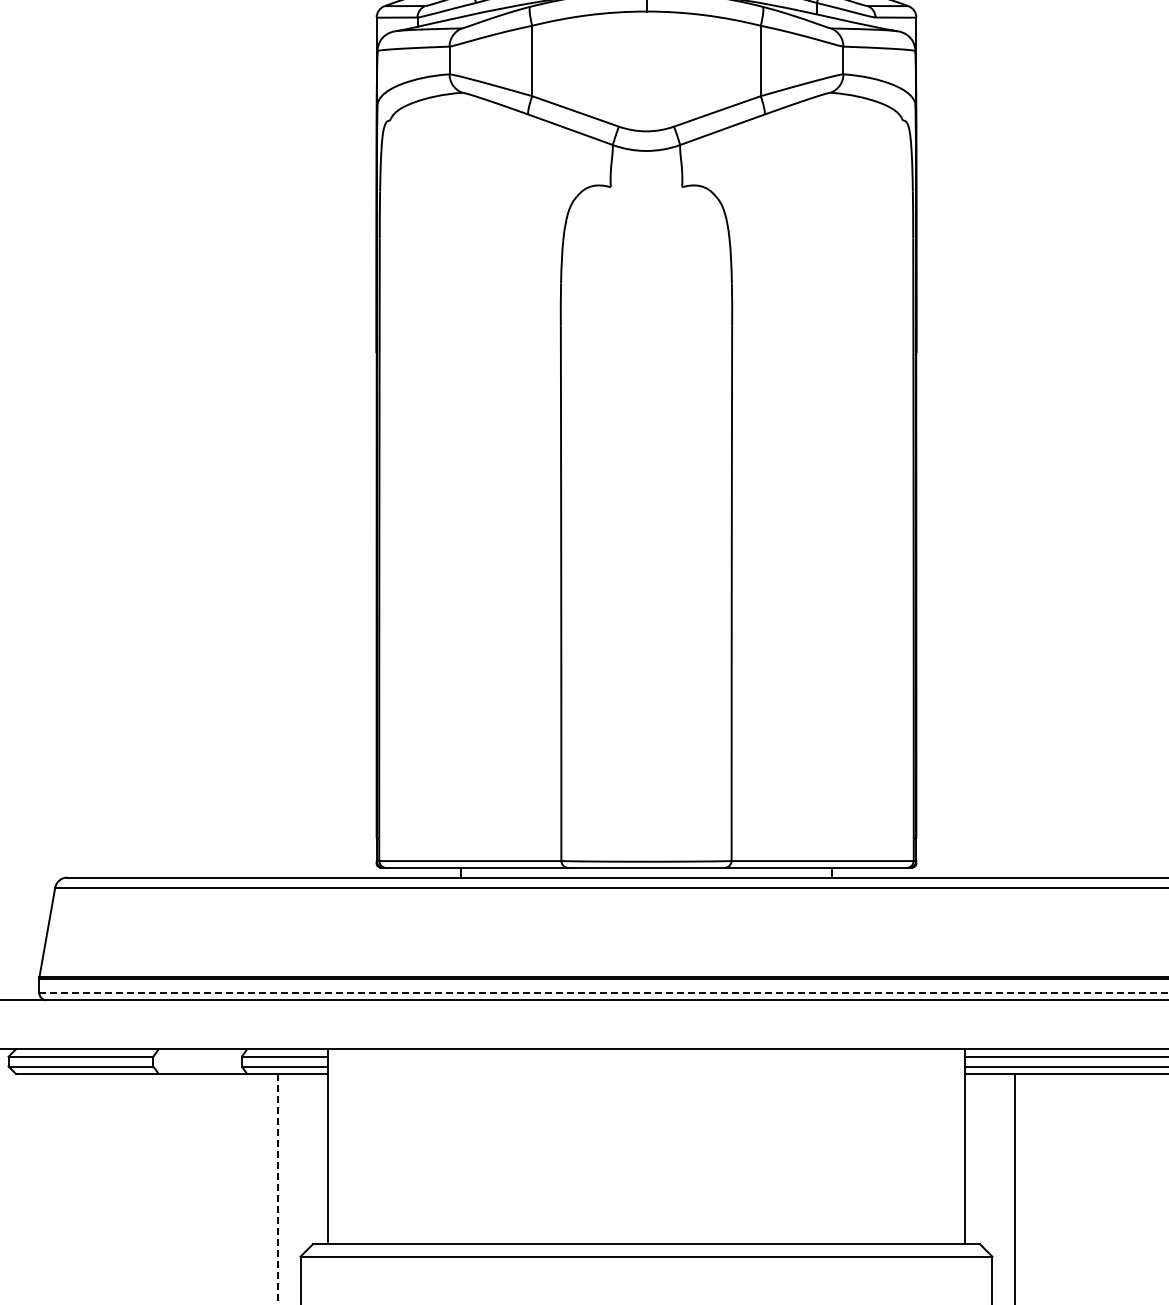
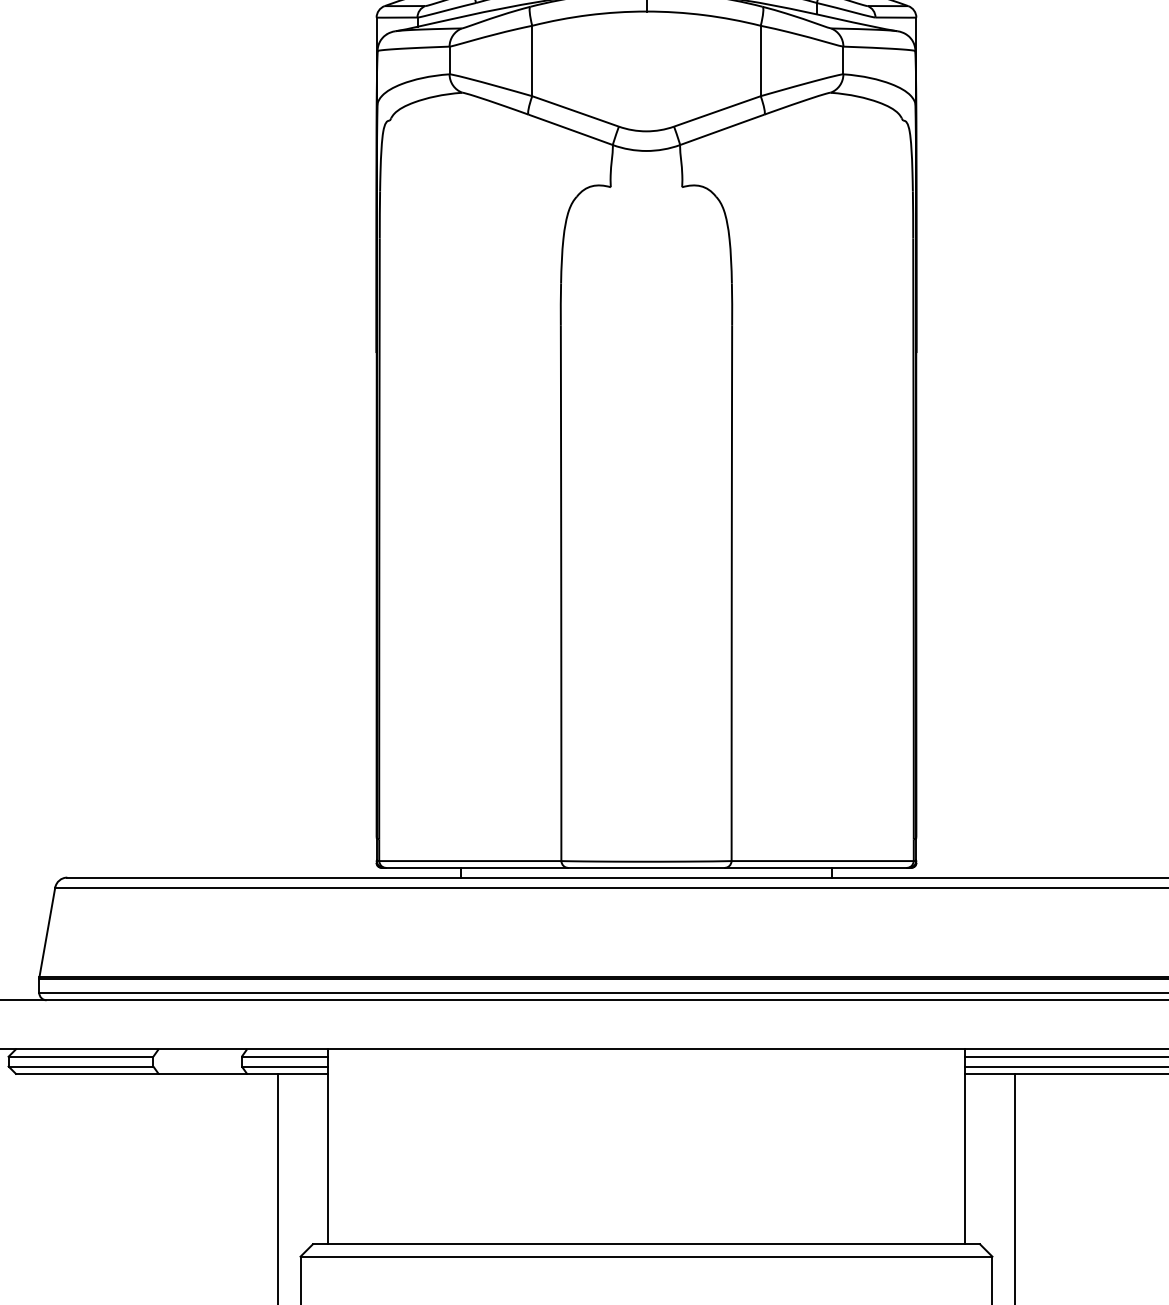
line: dashed -> solid (604, 992)
line: dashed -> solid (278, 1189)
